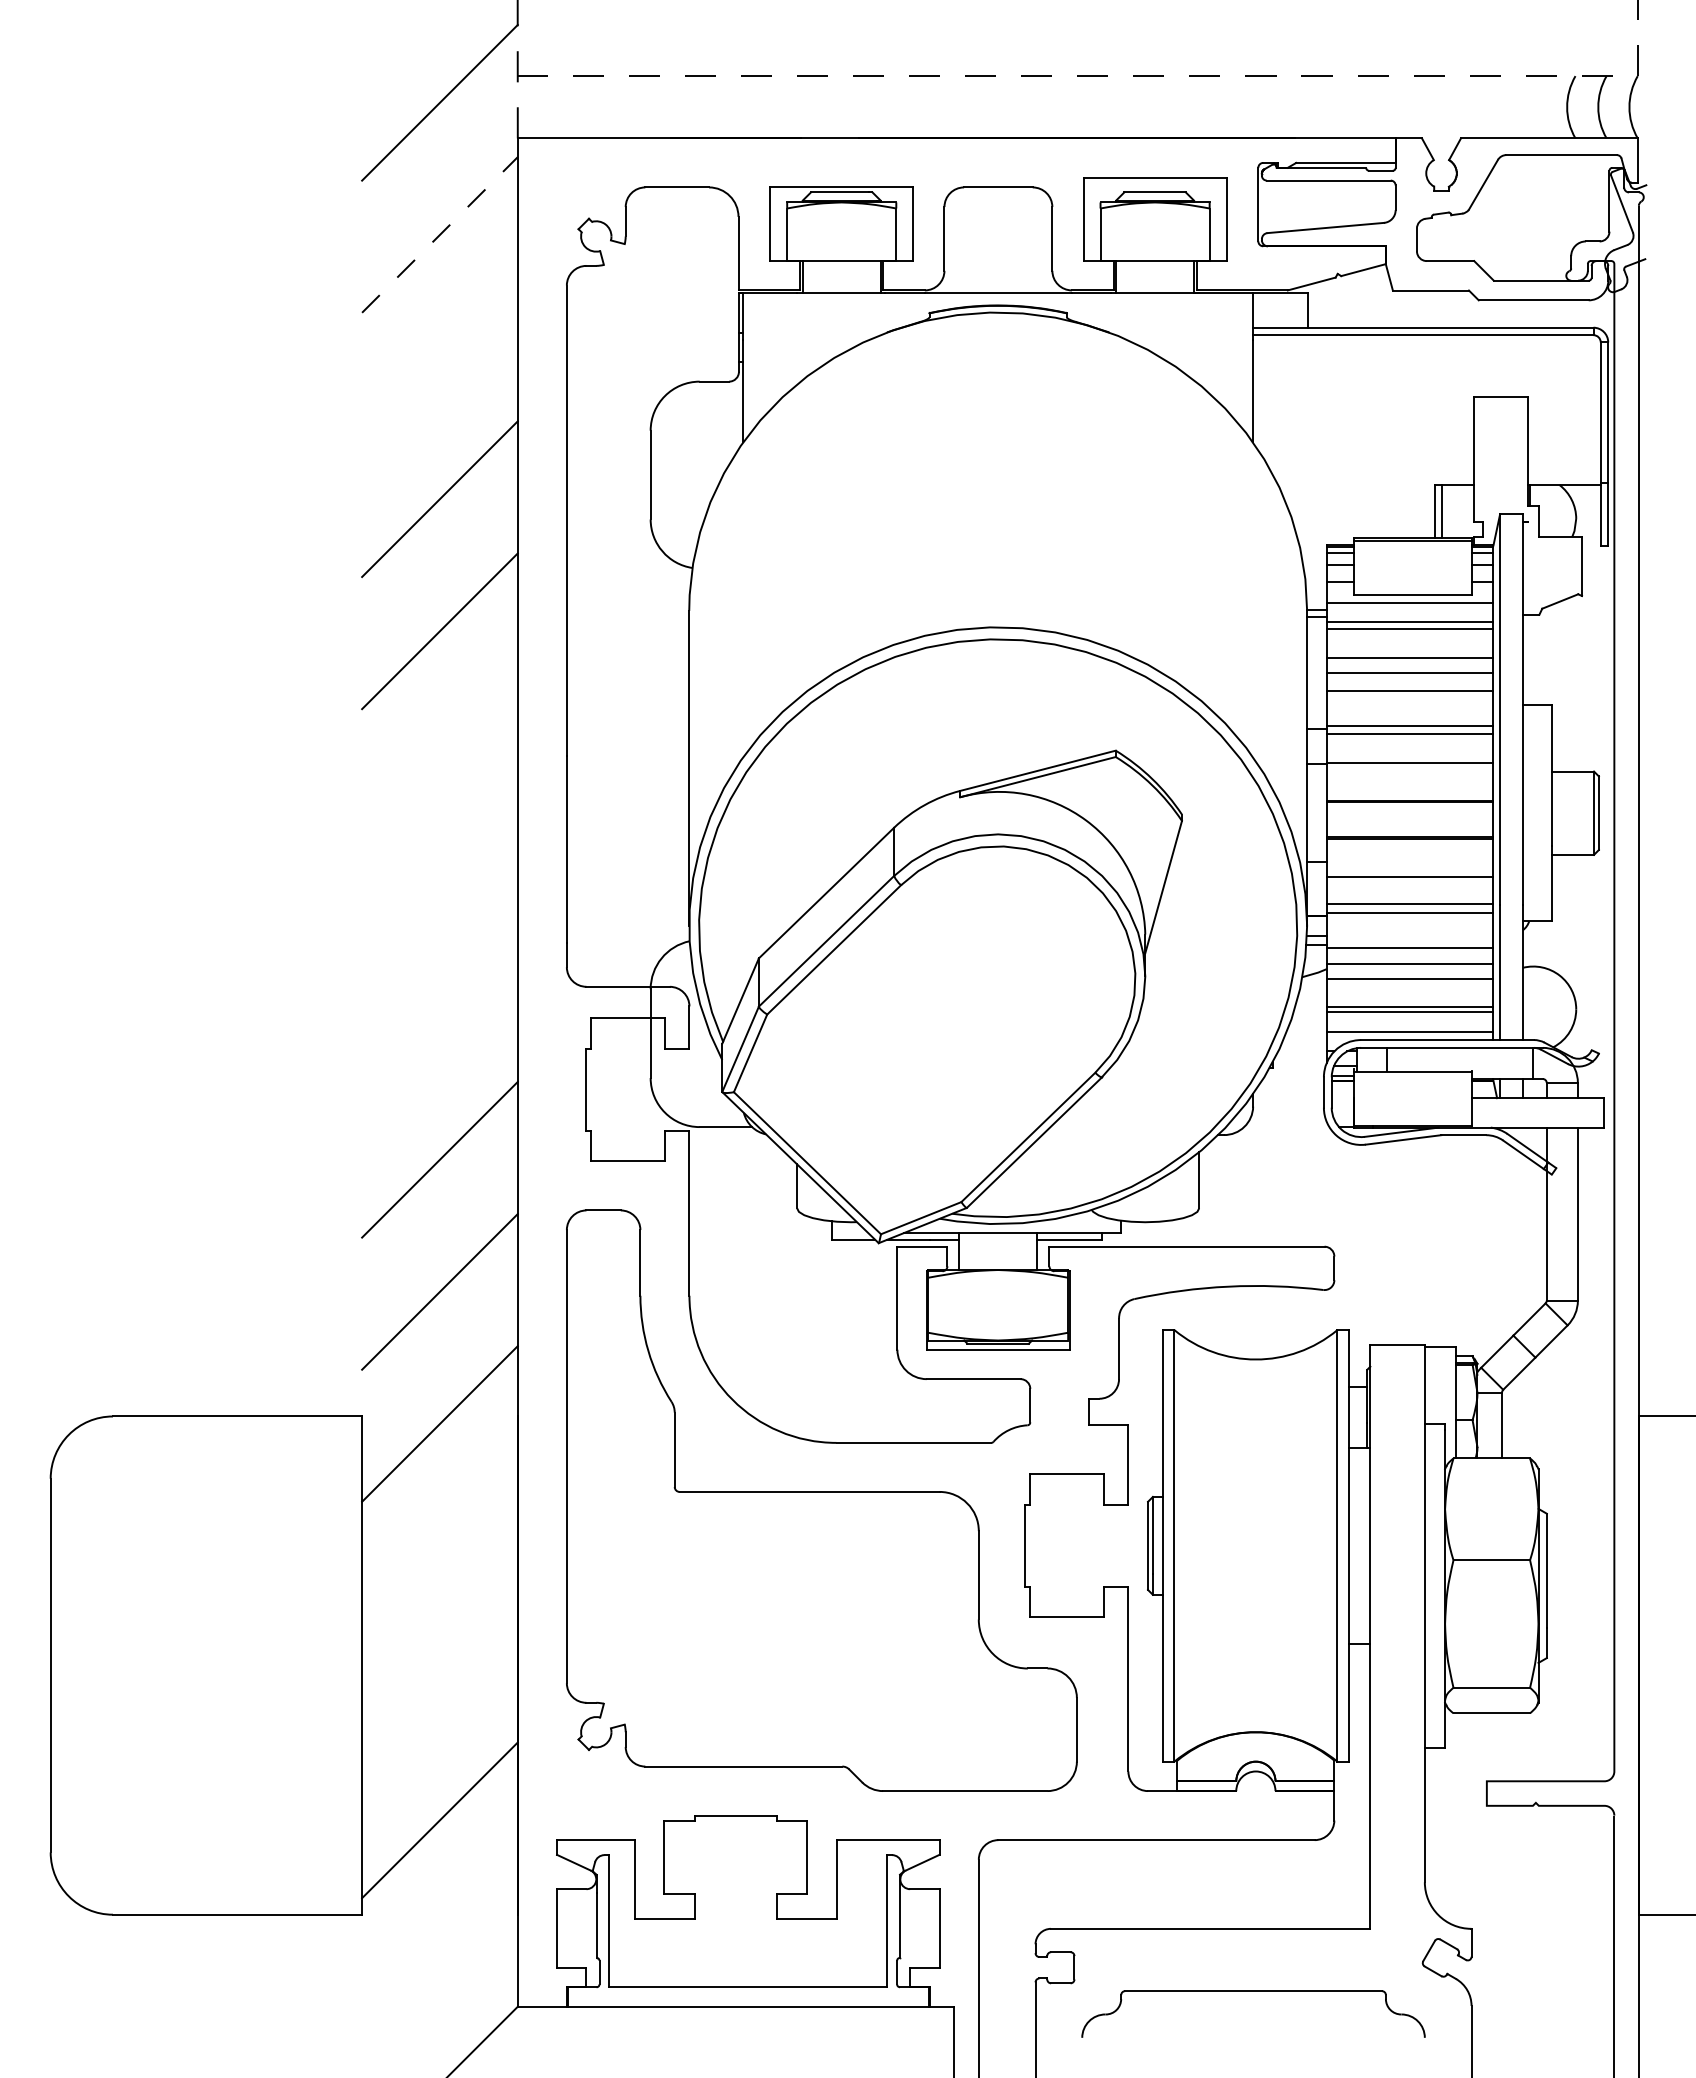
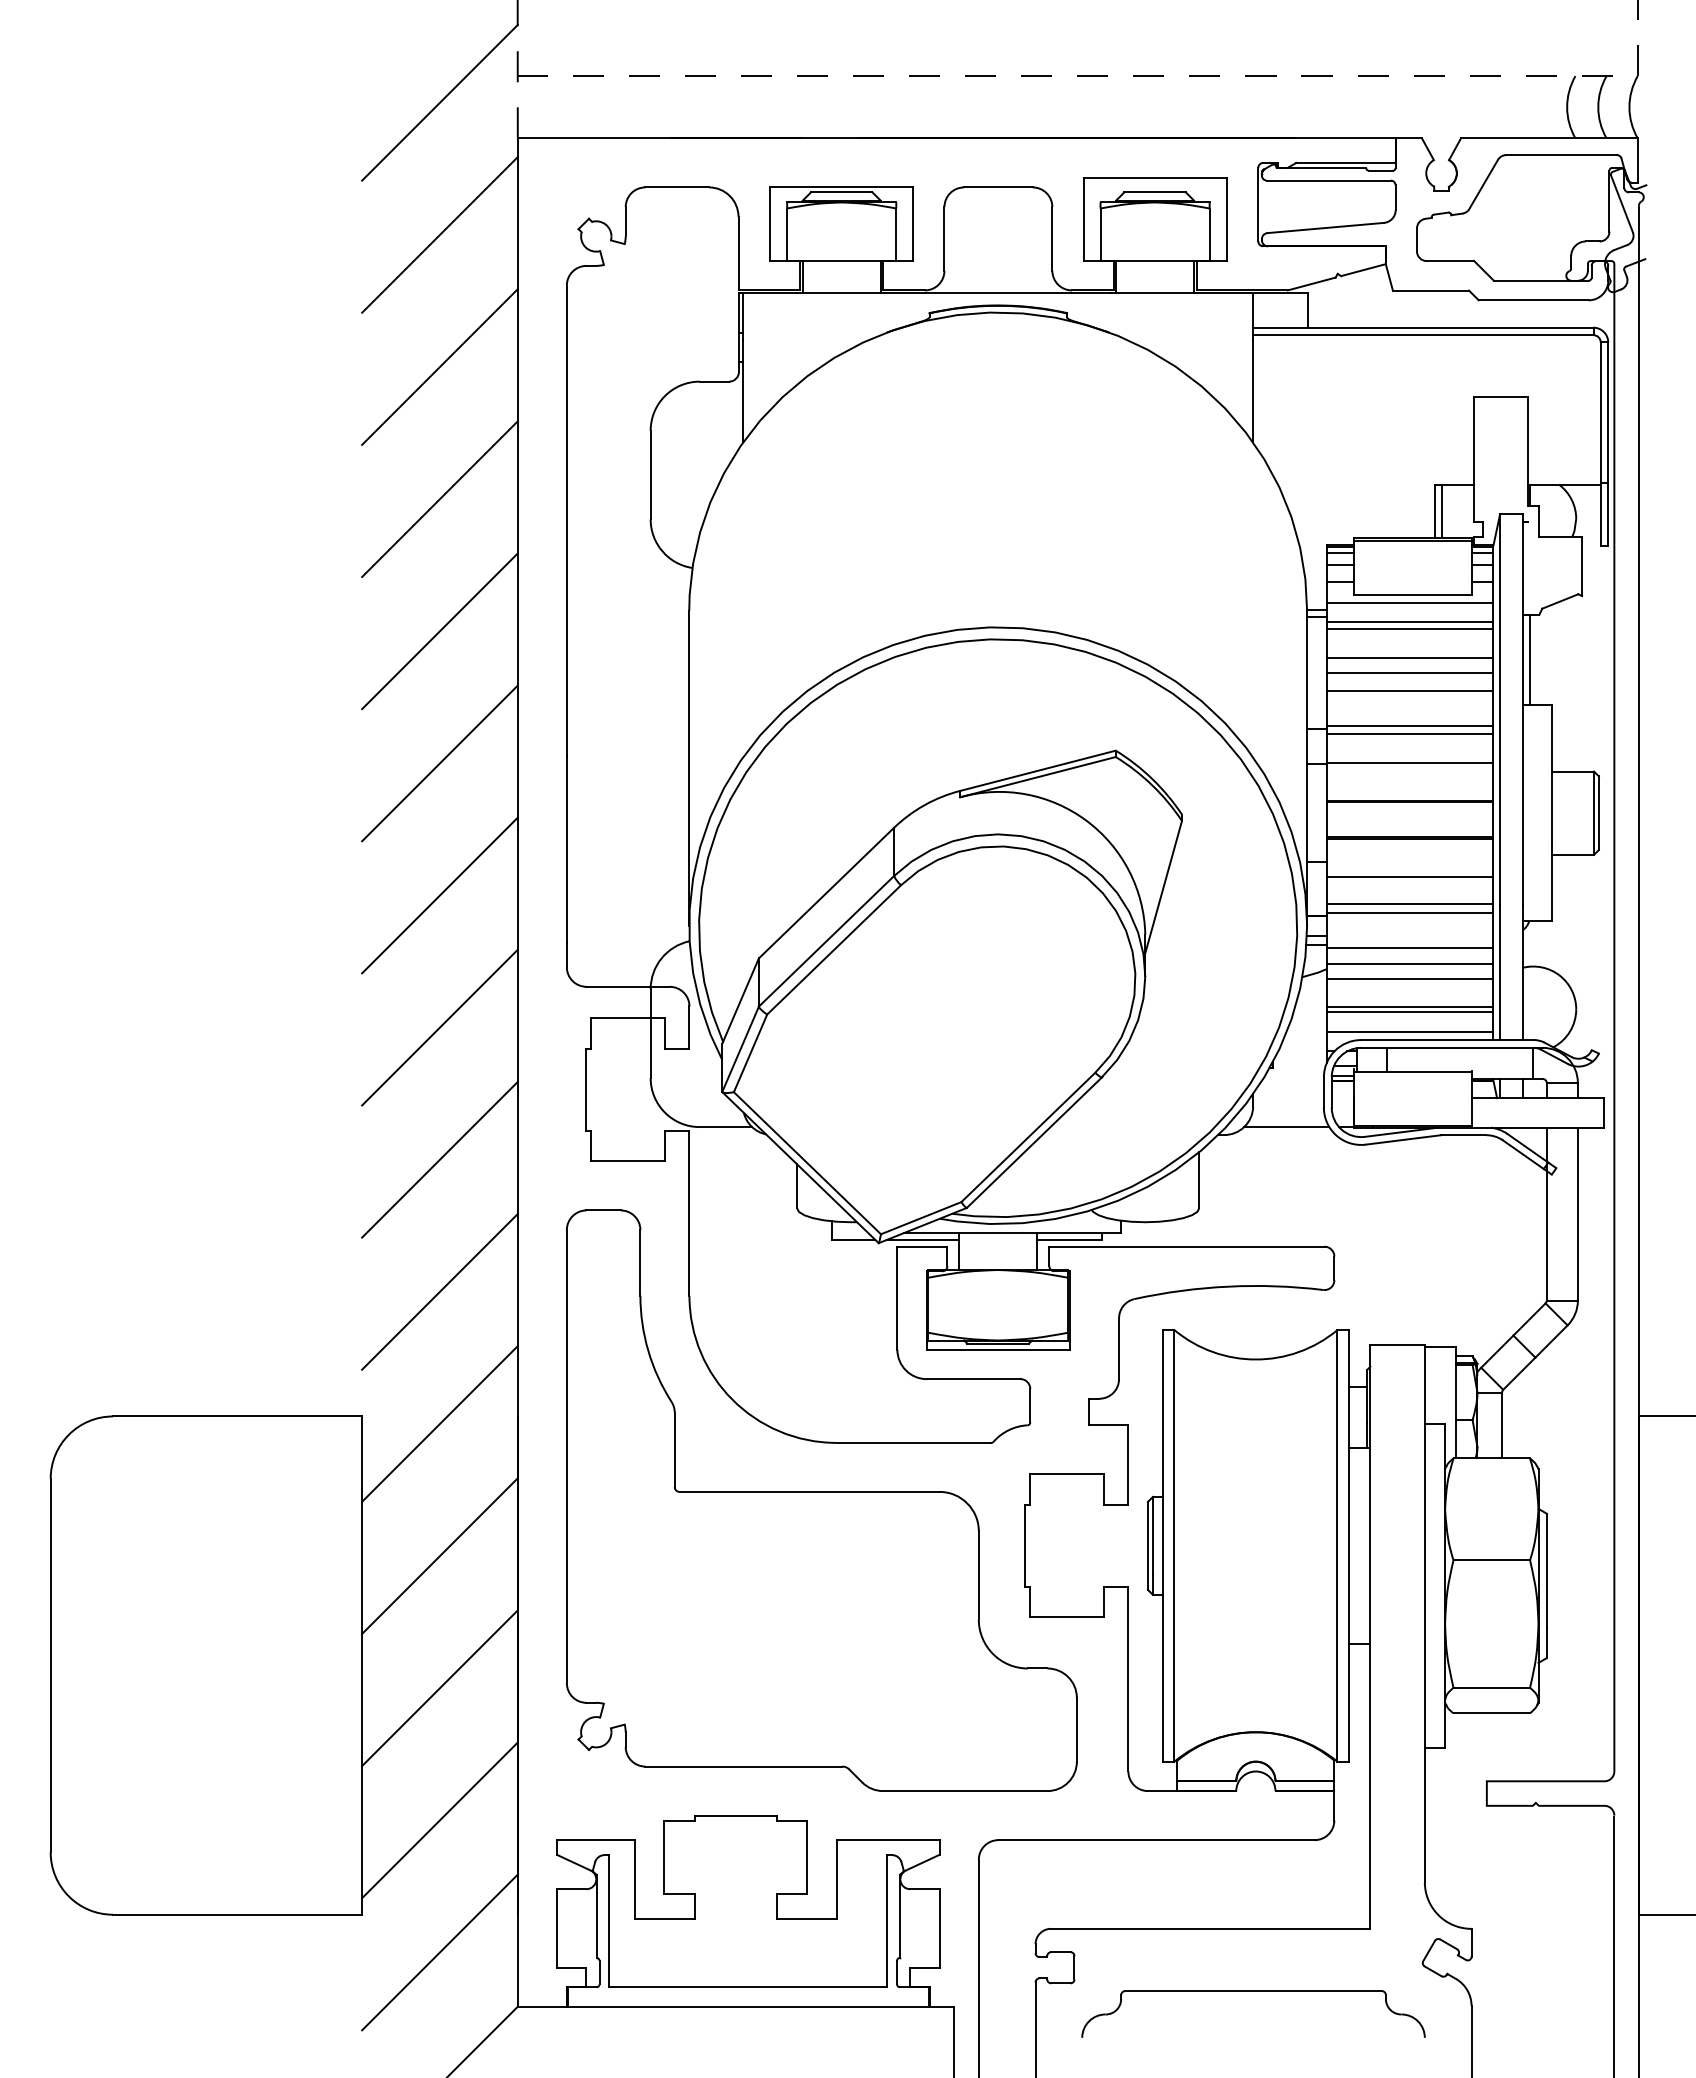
line: dashed -> solid (440, 234)
line: none -> present (439, 366)
line: none -> present (1529, 659)
line: none -> present (439, 763)
line: none -> present (439, 895)
line: none -> present (439, 1027)
line: none -> present (1286, 1127)
line: none -> present (439, 1555)
line: none -> present (439, 1688)
line: none -> present (439, 1952)
